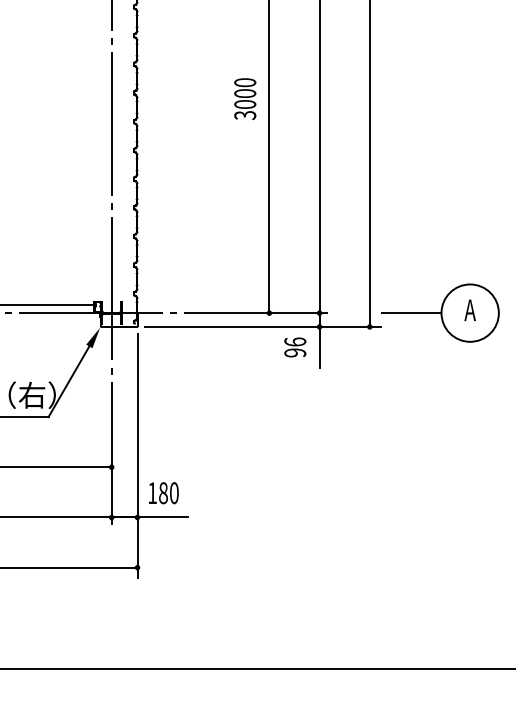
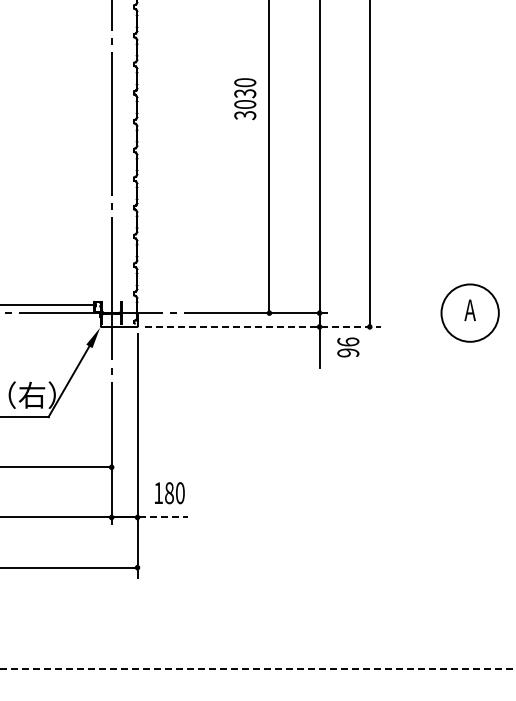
text: 3000 -> 3030 (245, 93)
line: present -> none (410, 313)
line: solid -> dashed (262, 326)
text position: (295, 347) -> (348, 347) (348, 347)
text position: (163, 493) -> (169, 493) (169, 493)
line: solid -> dashed (164, 517)
line: solid -> dashed (257, 669)
